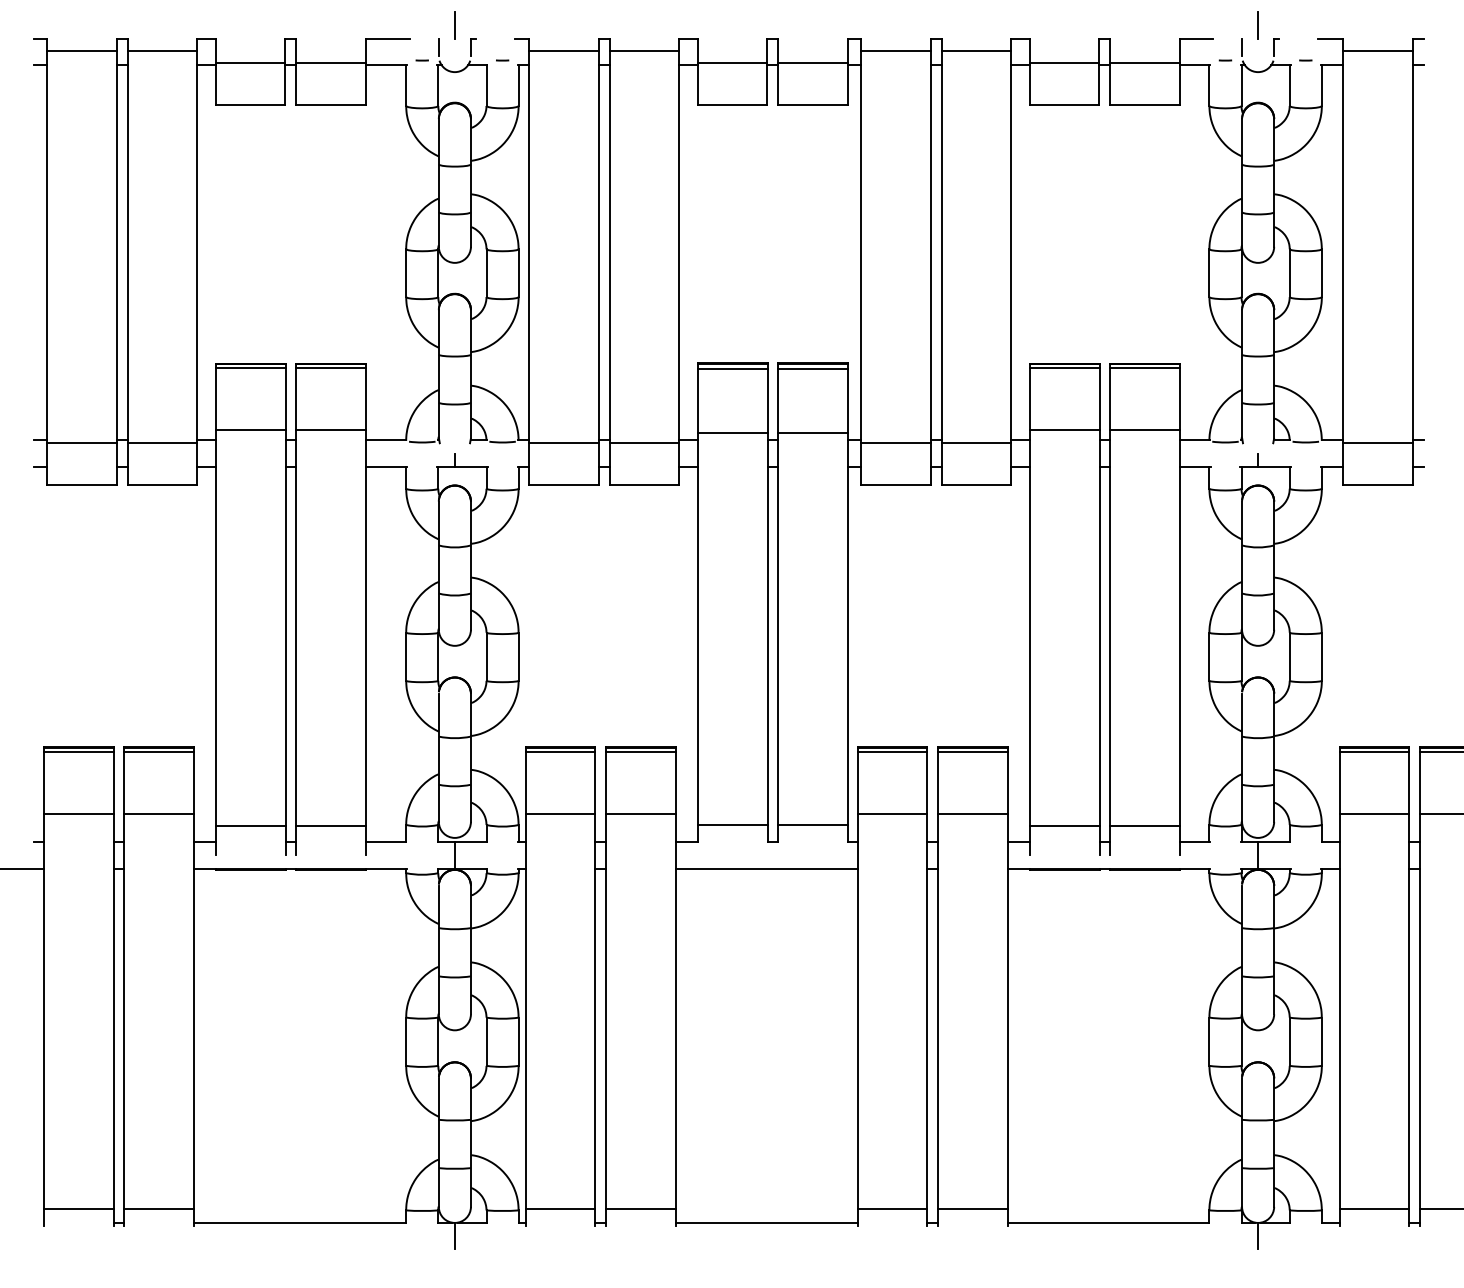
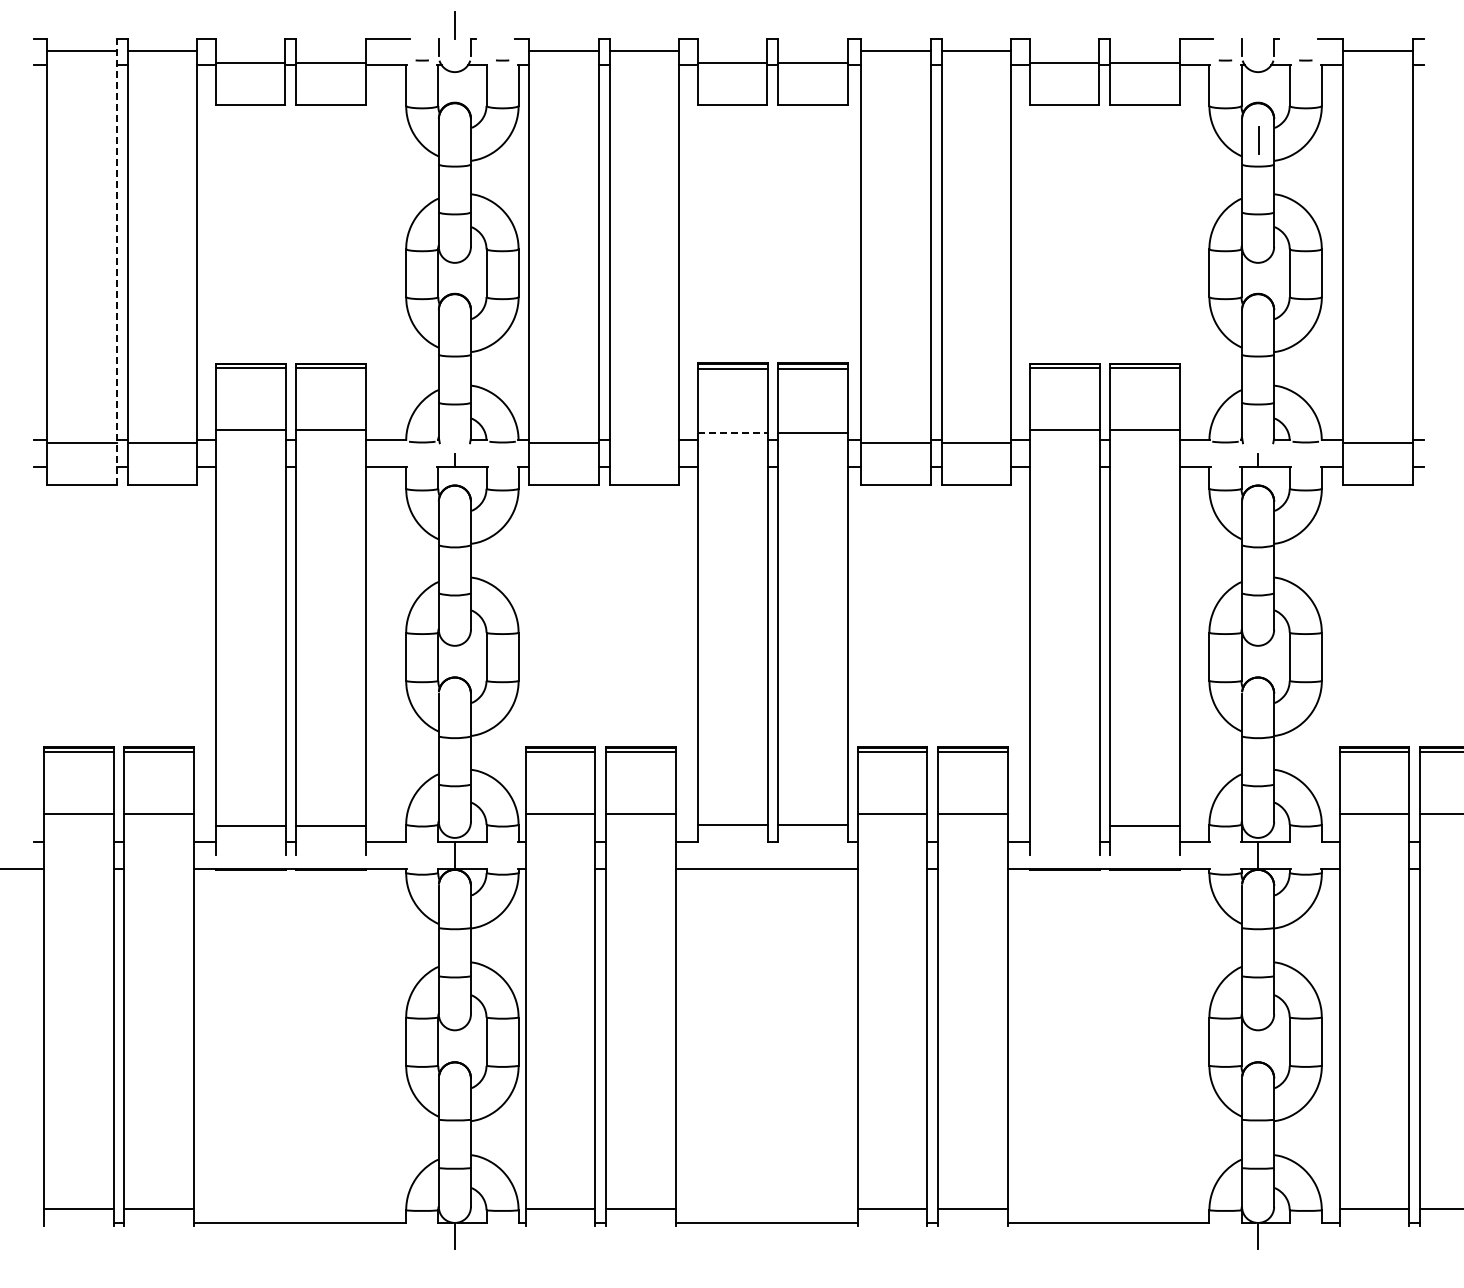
line position: (1257, 25) -> (1258, 140) (1258, 140)
line: solid -> dashed (117, 261)
line: solid -> dashed (732, 432)
line: present -> none (644, 442)
line: present -> none (1064, 825)
